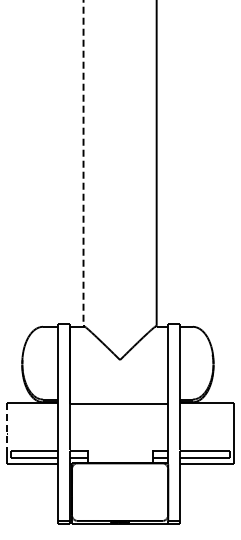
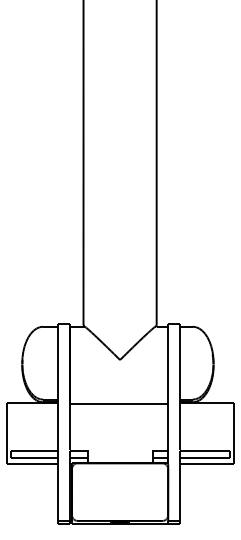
line: dashed -> solid (83, 163)
line: dashed -> solid (7, 426)
